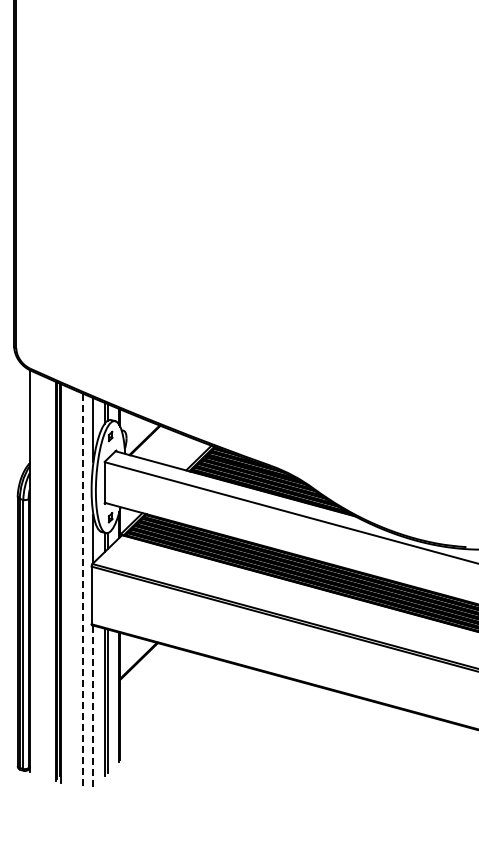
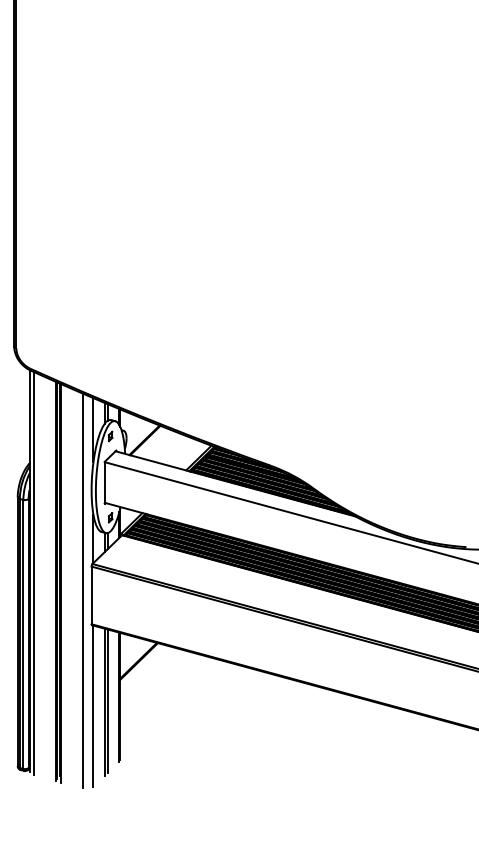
line: none -> present (33, 573)
line: dashed -> solid (82, 591)
line: dashed -> solid (93, 706)
